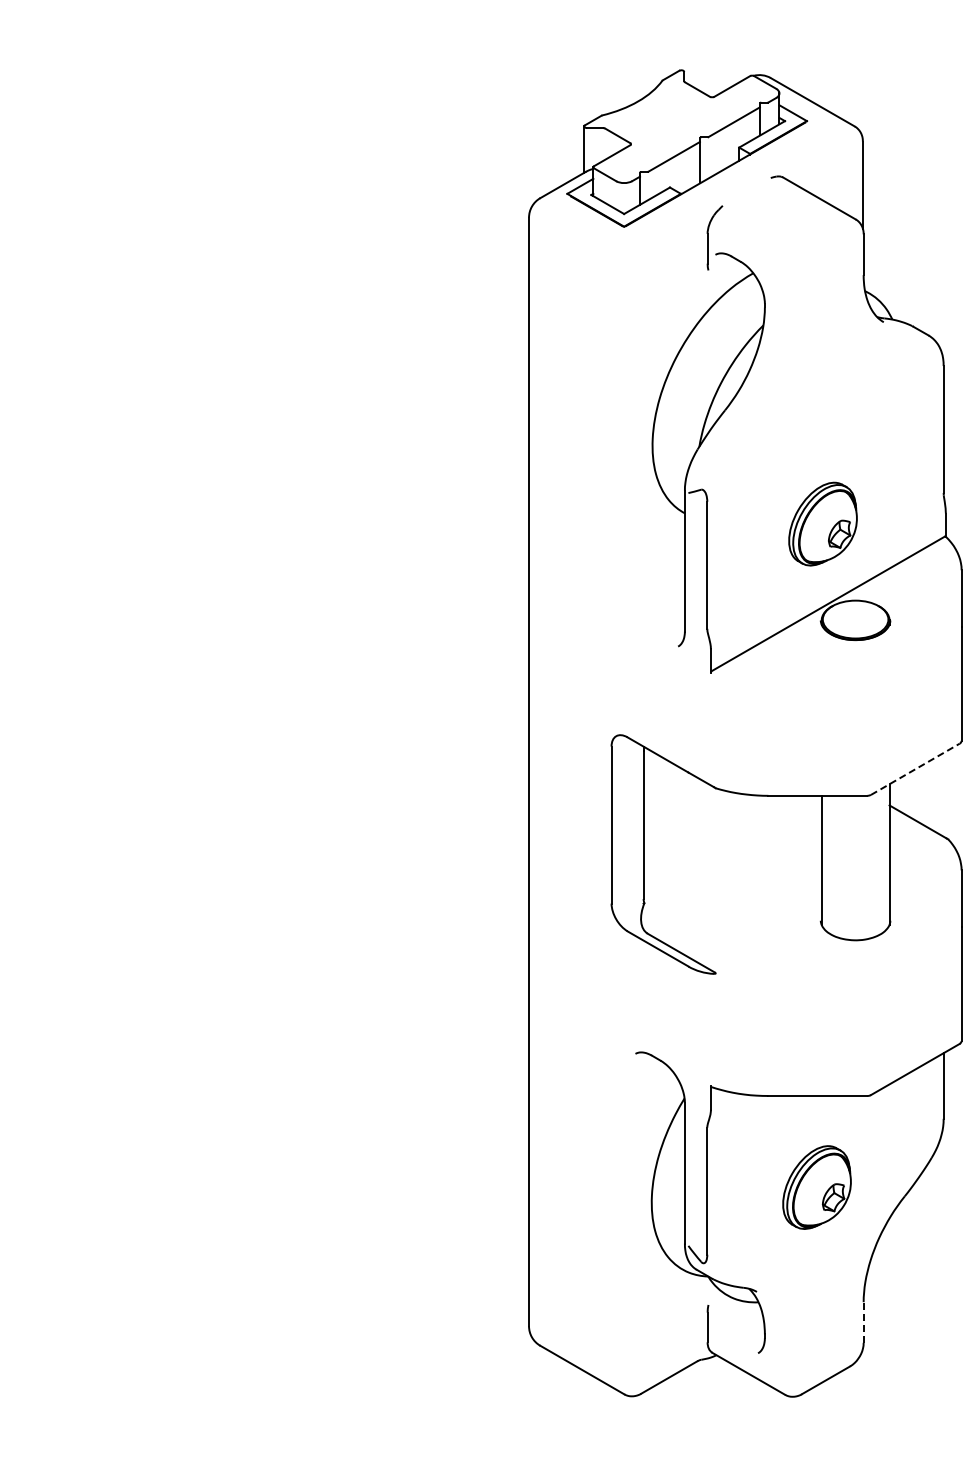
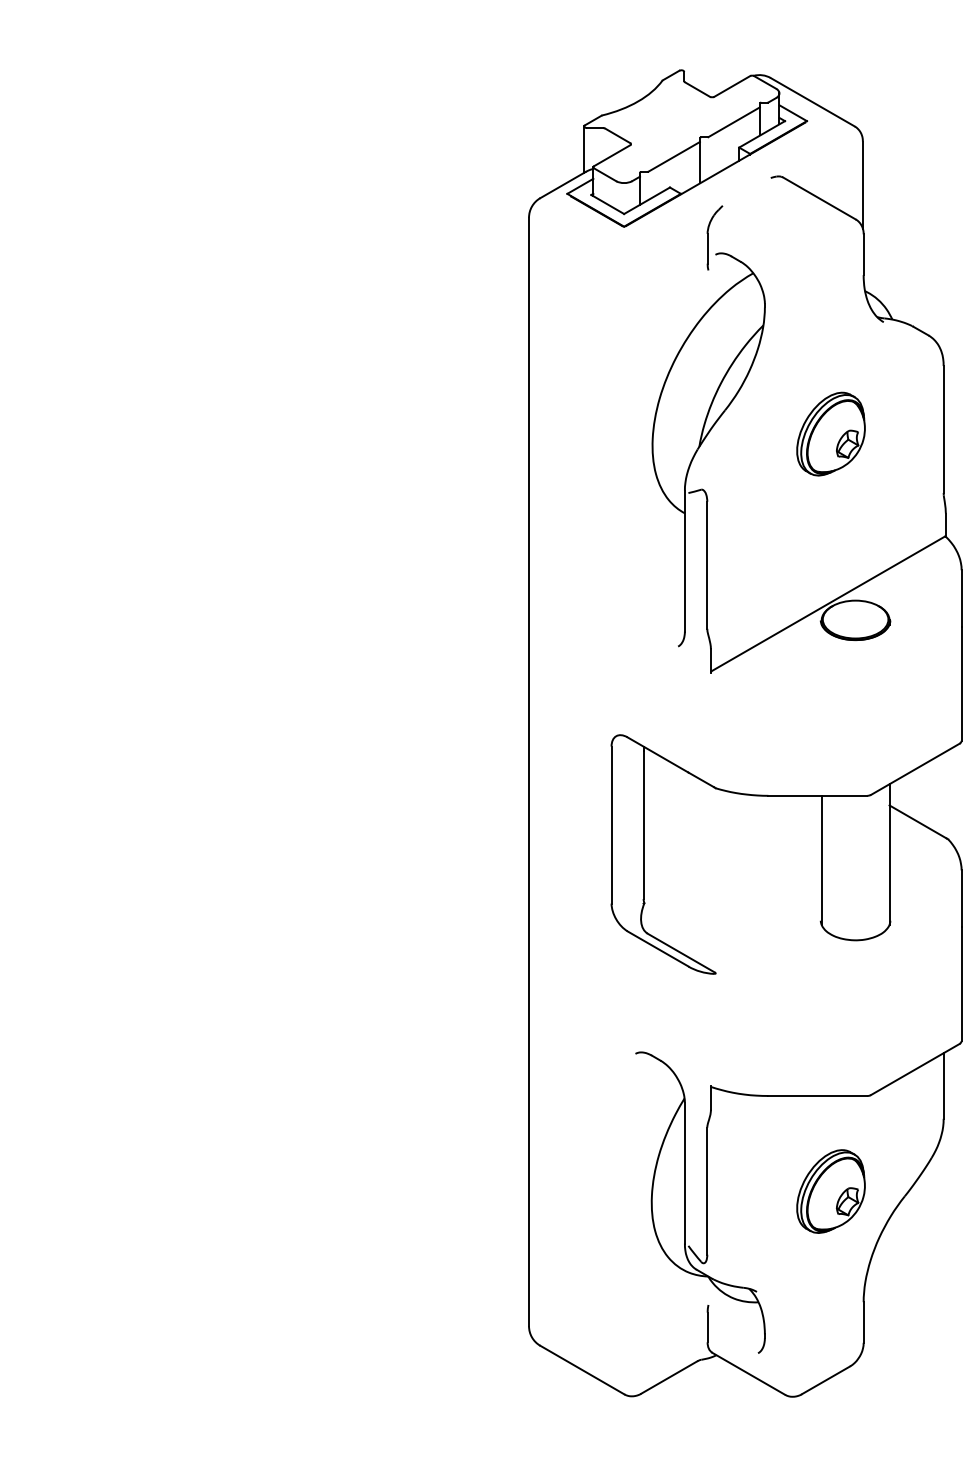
part position: (822, 523) -> (830, 433) (830, 433)
line: dashed -> solid (915, 769)
part position: (816, 1187) -> (830, 1191) (830, 1191)
line: dashed -> solid (863, 1322)
